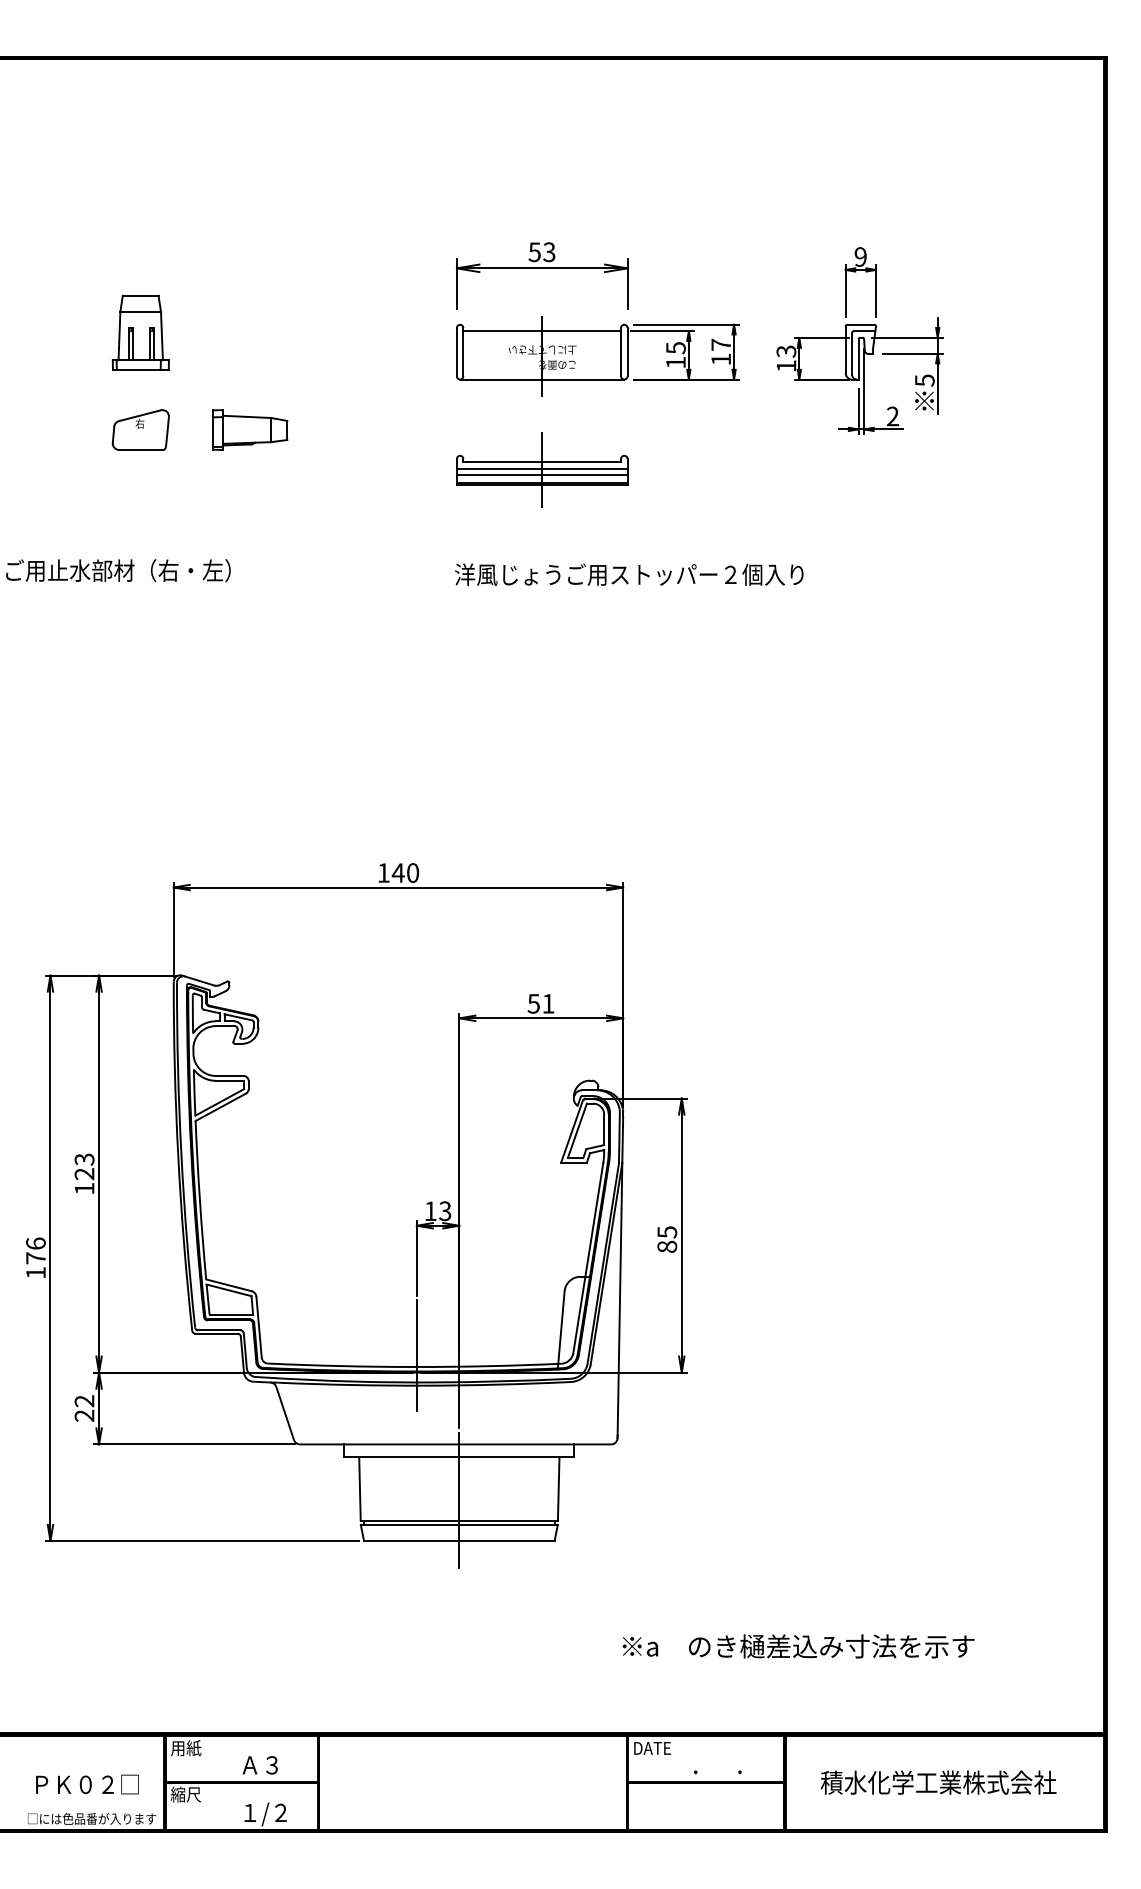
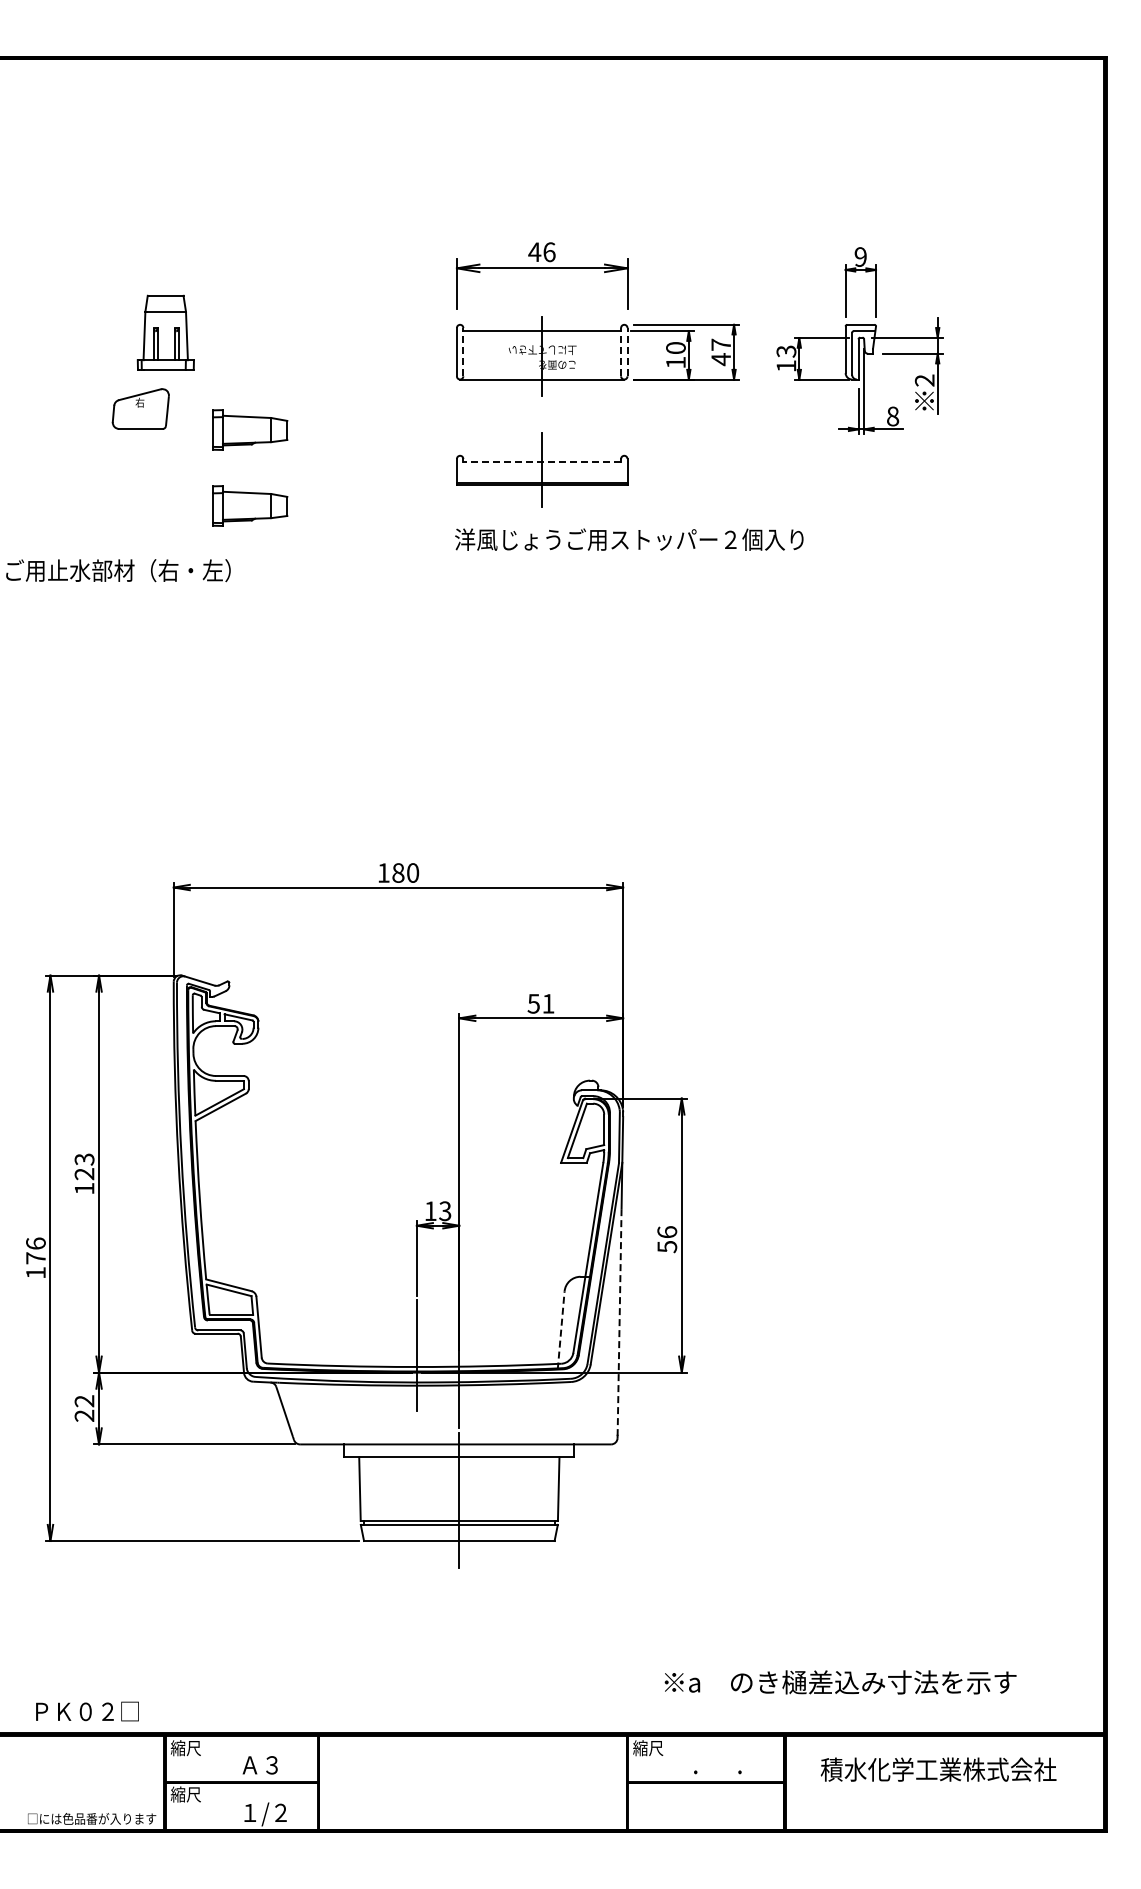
text: 53 -> 46 (541, 252)
part position: (140, 332) -> (165, 332) (165, 332)
text: 15 -> 10 (675, 348)
line: solid -> dashed (463, 351)
line: solid -> dashed (621, 351)
line: solid -> dashed (627, 351)
text: 17 -> 47 (720, 359)
text: 5 -> 2 (924, 380)
text: 2 -> 8 (893, 416)
part position: (140, 429) -> (140, 408) (140, 408)
line: solid -> dashed (542, 462)
line: present -> none (541, 468)
line: present -> none (541, 475)
part: none -> present (250, 505)
text position: (629, 574) -> (629, 539) (629, 539)
text: 140 -> 180 (397, 872)
text: 85 -> 56 (667, 1239)
line: solid -> dashed (619, 1324)
line: solid -> dashed (561, 1329)
text position: (798, 1646) -> (840, 1682) (840, 1682)
text: 用紙 -> 縮尺 (185, 1748)
text: DATE -> 縮尺 (651, 1748)
text position: (938, 1782) -> (938, 1769) (938, 1769)
text position: (87, 1784) -> (87, 1711) (87, 1711)
